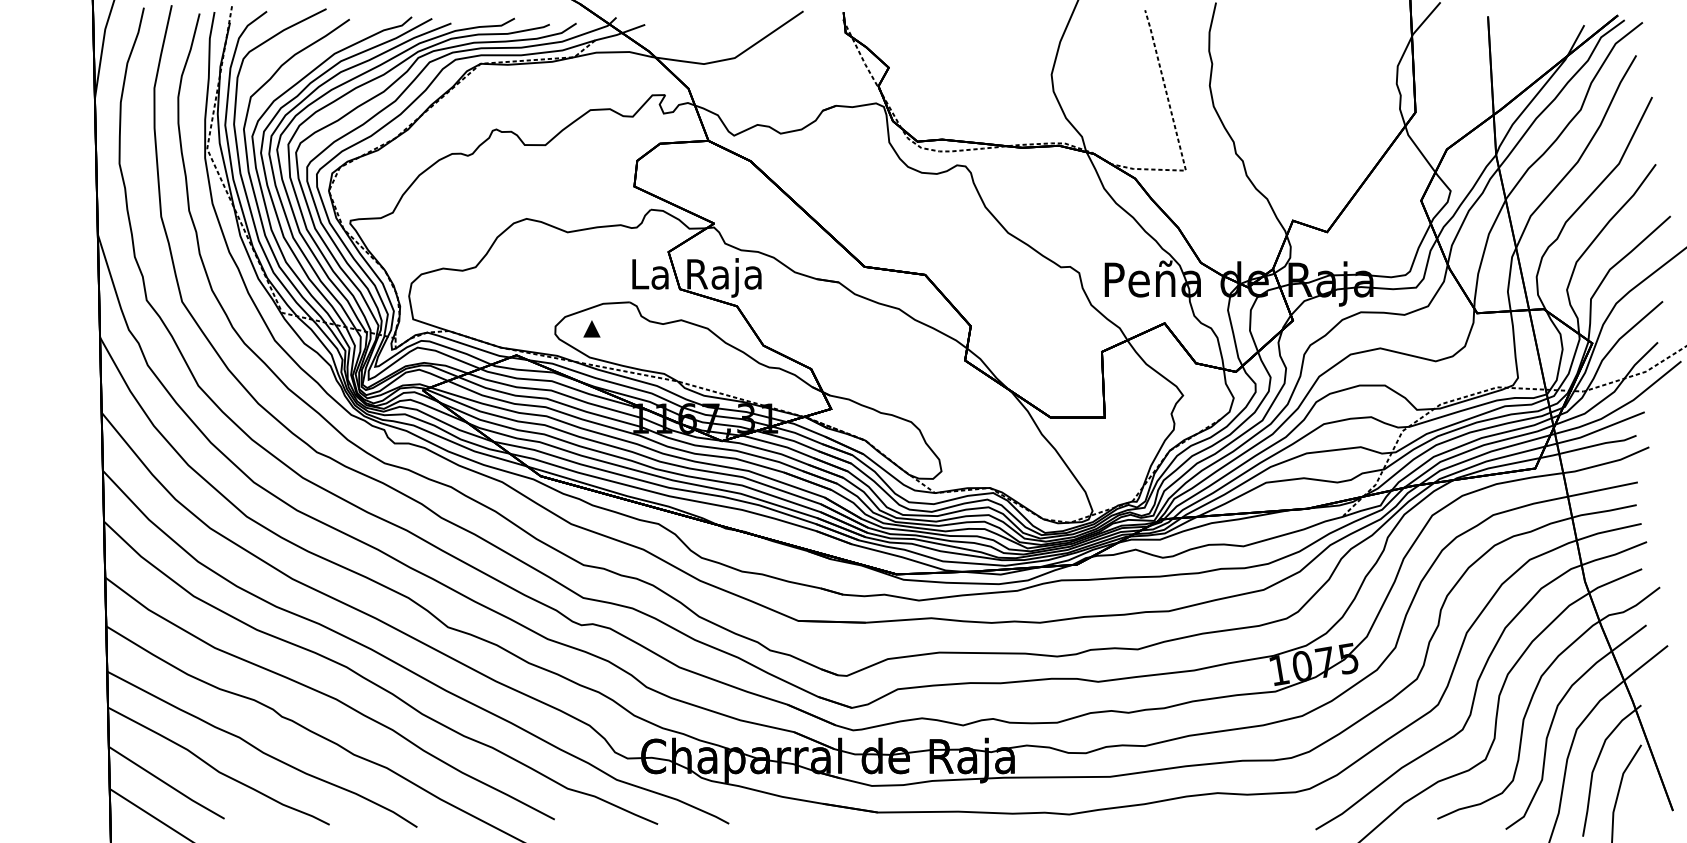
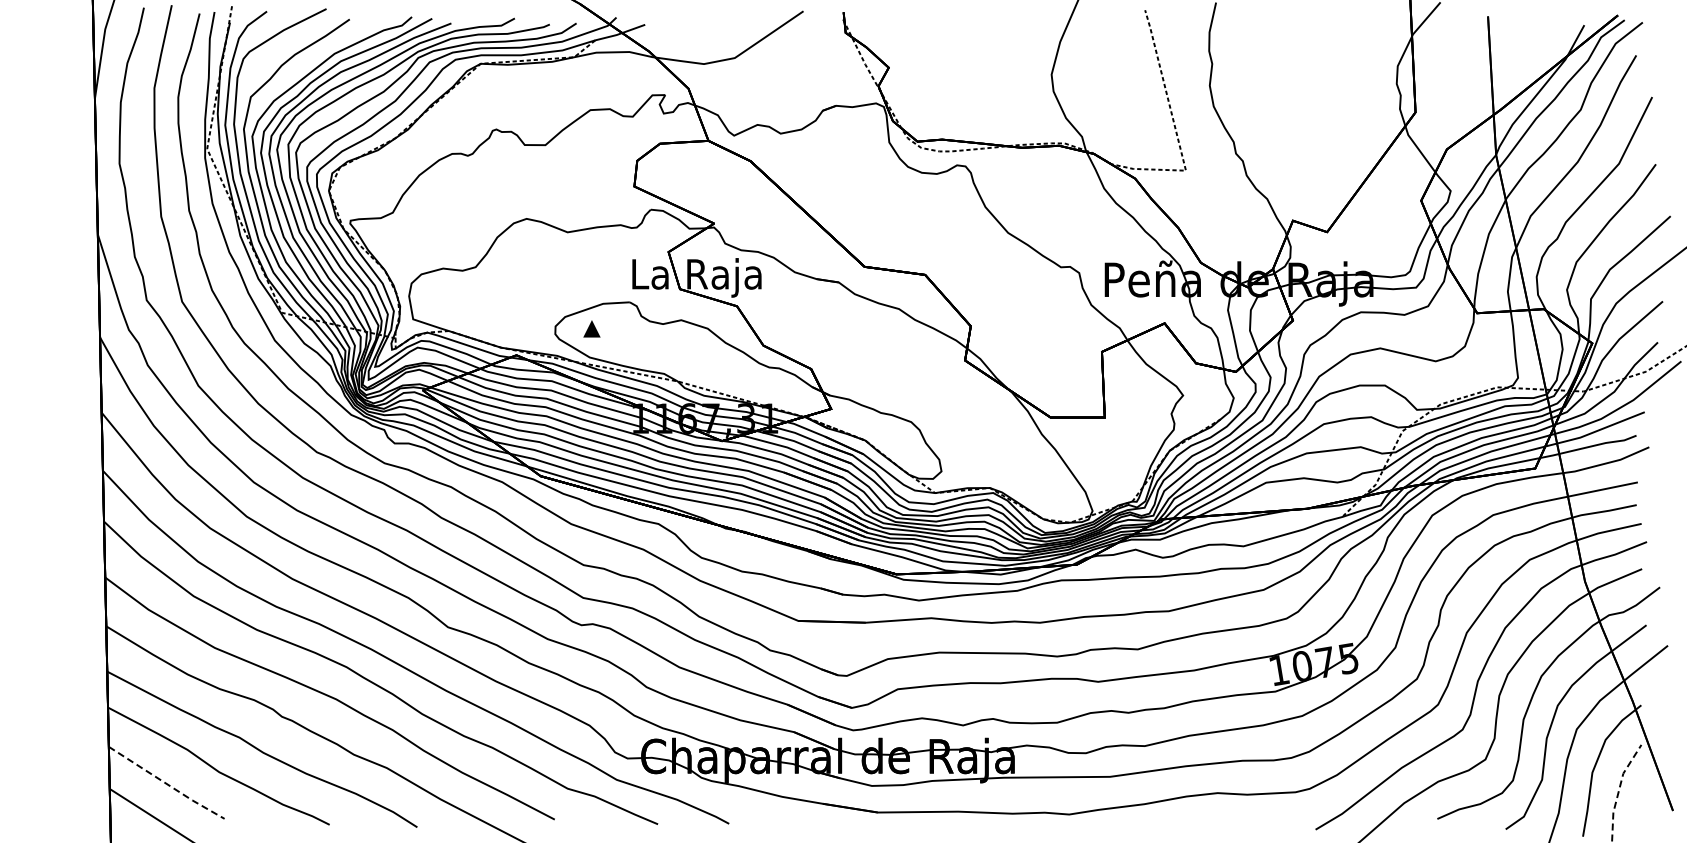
line: solid -> dashed (166, 783)
line: solid -> dashed (1618, 790)
